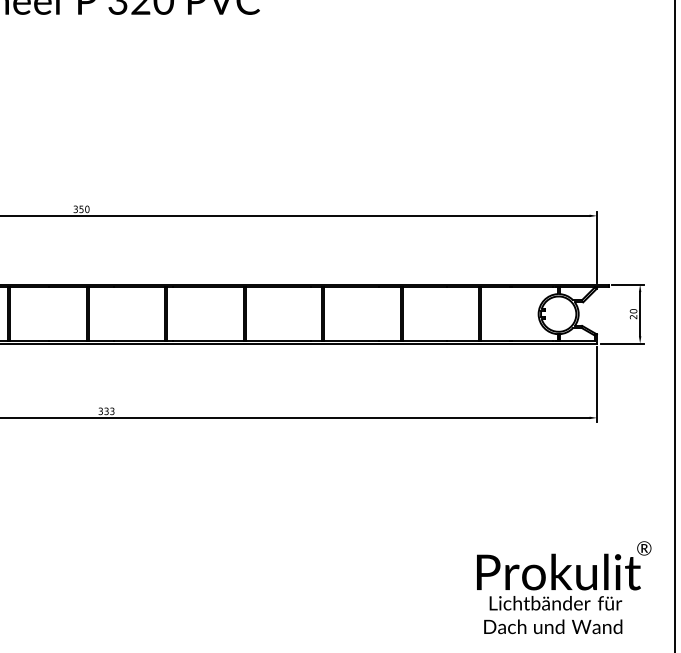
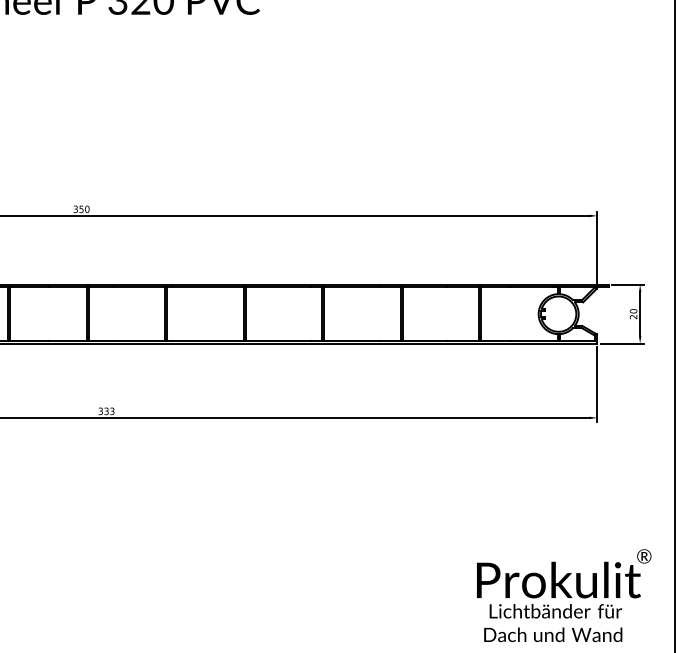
text position: (564, 587) -> (564, 595) (564, 595)
